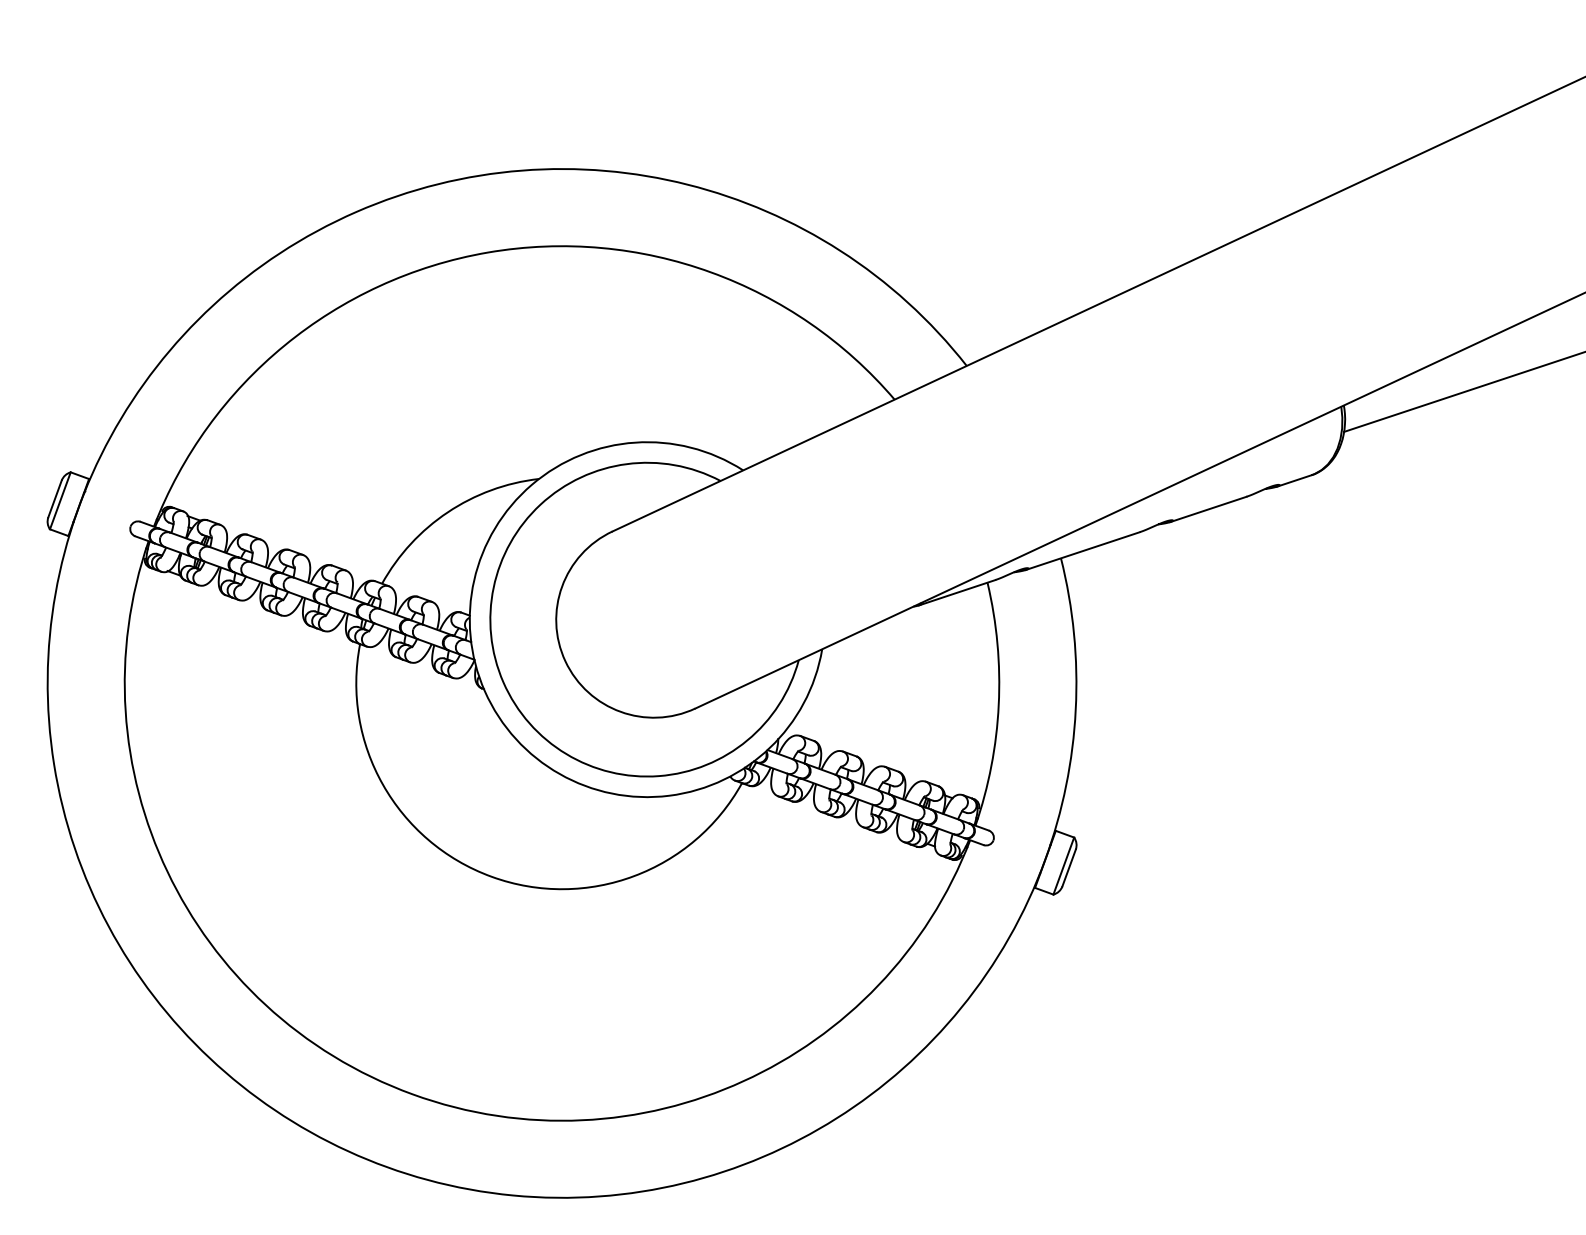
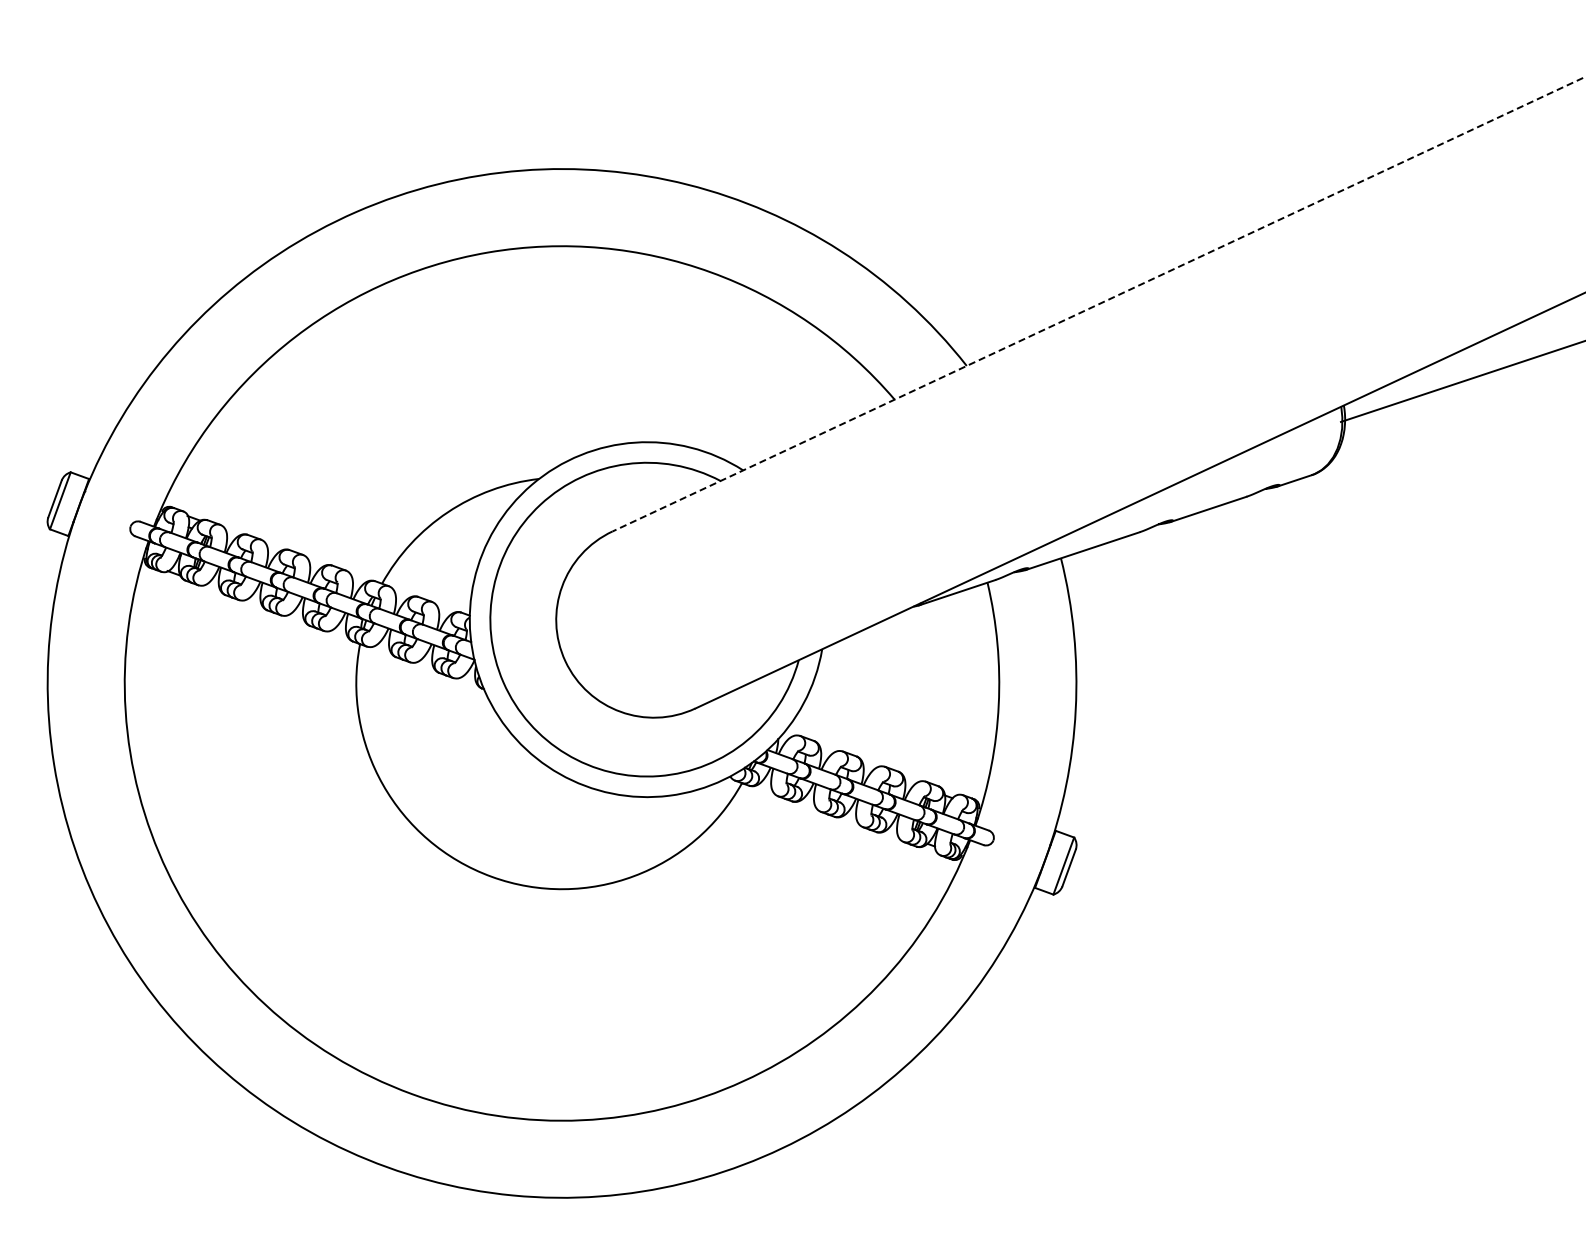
line: solid -> dashed (1099, 304)
line position: (1462, 391) -> (1461, 381) (1461, 381)
